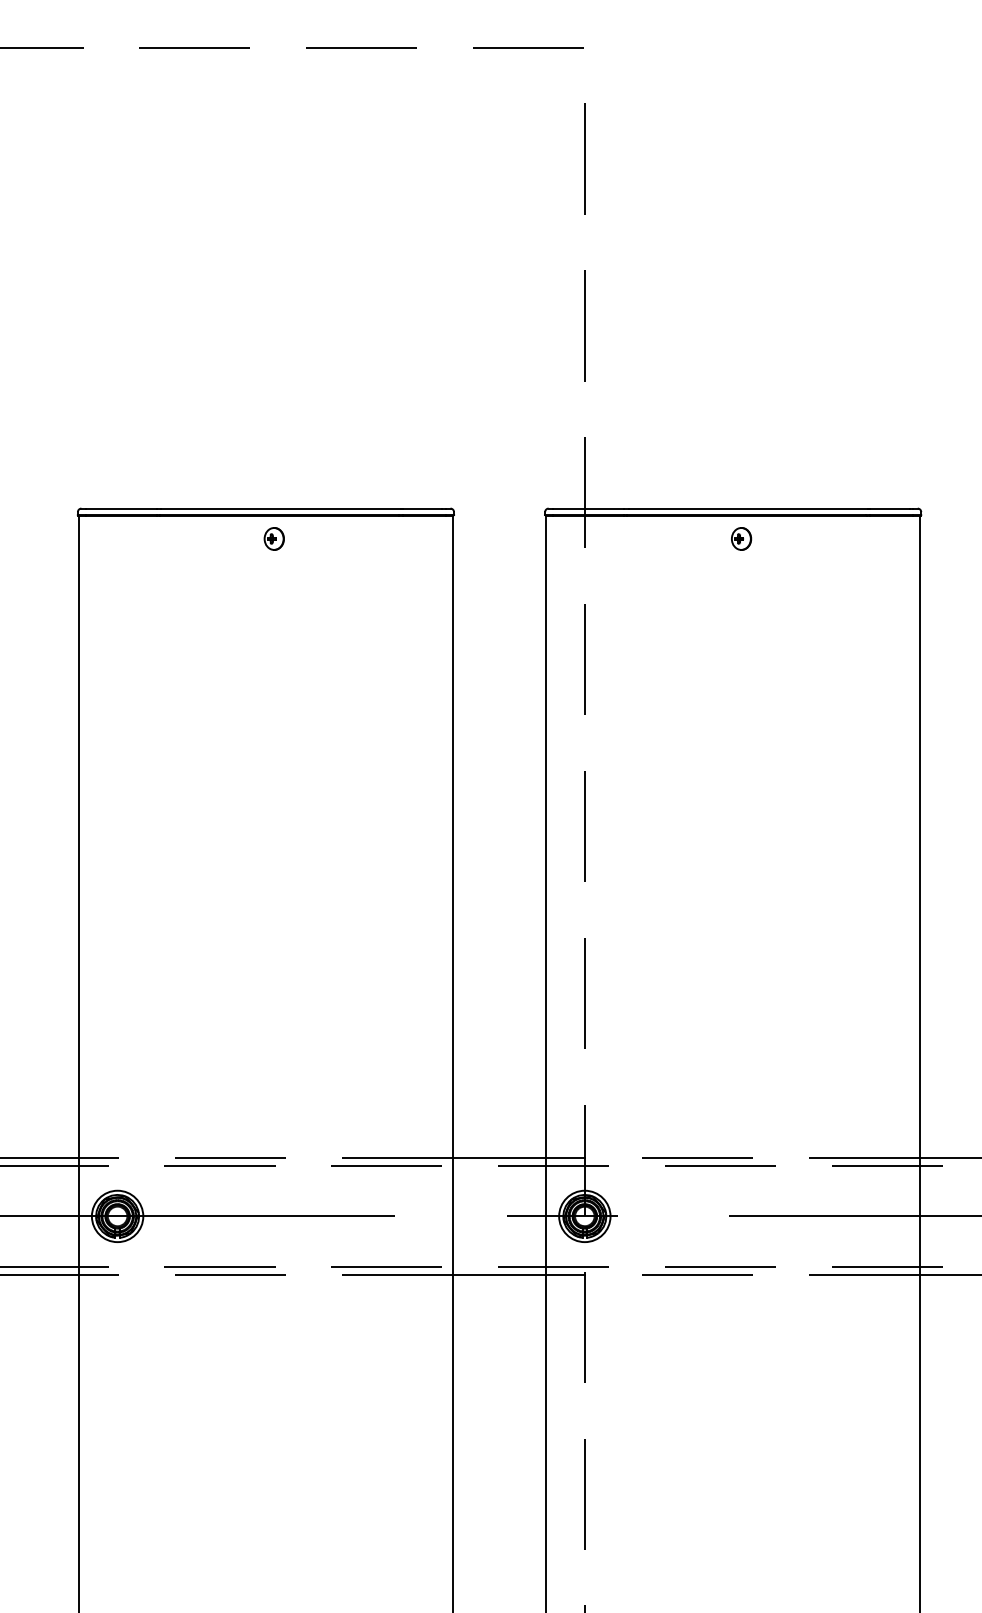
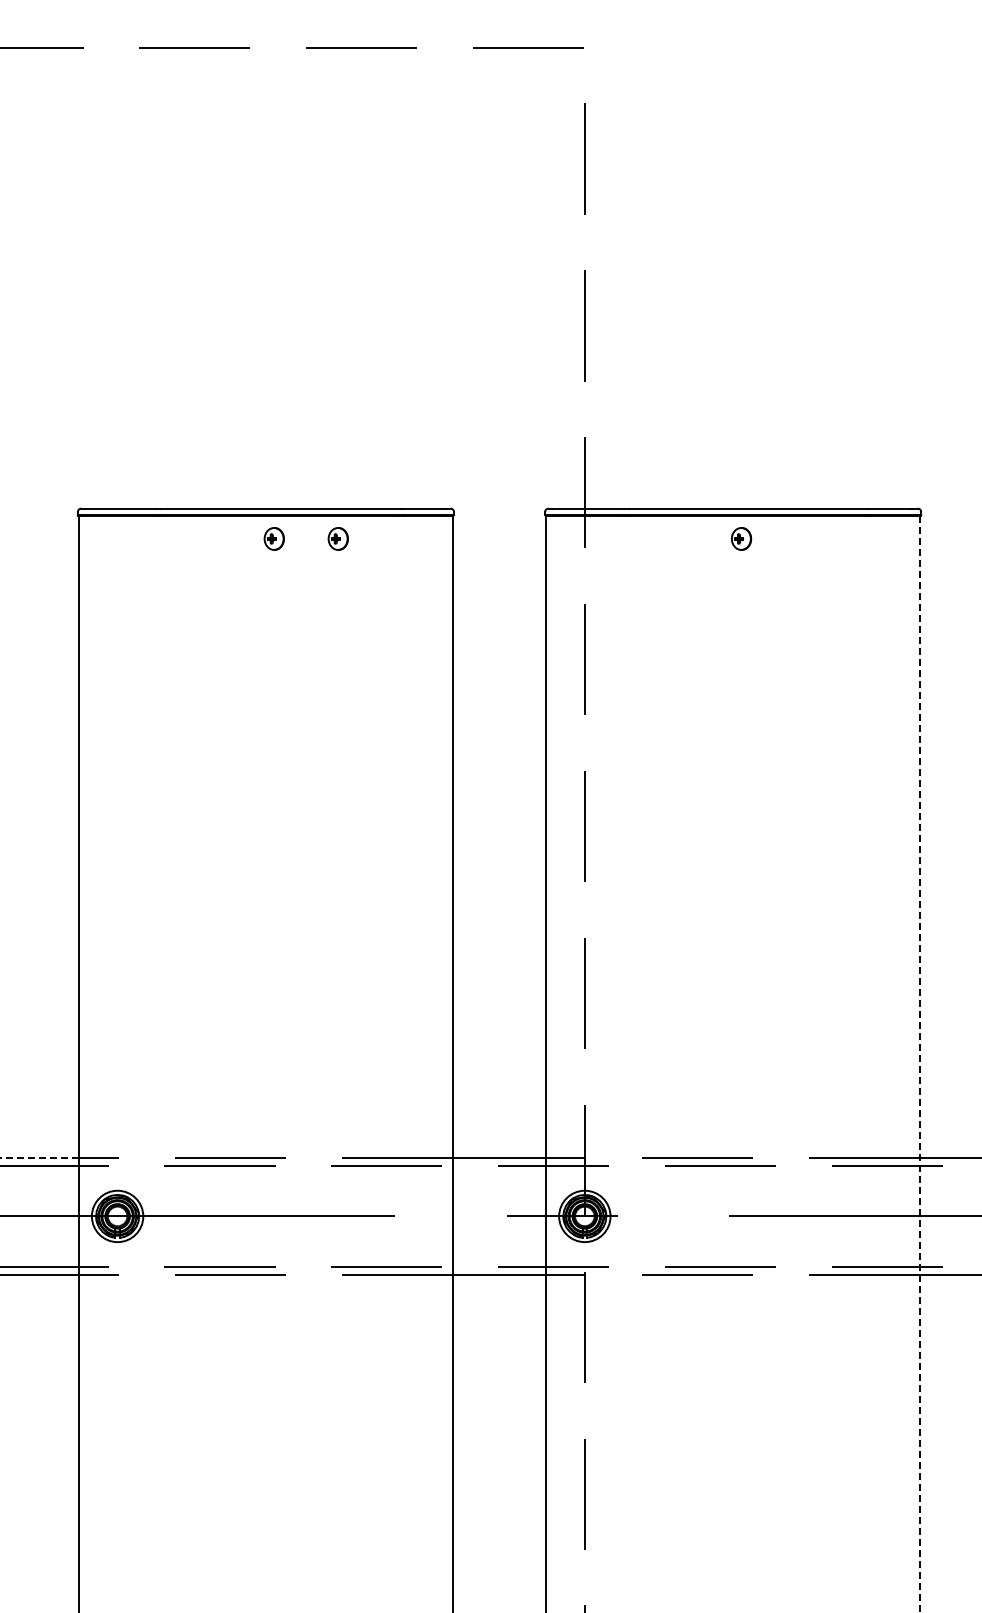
part: none -> present (337, 538)
line: solid -> dashed (920, 1064)
line: solid -> dashed (39, 1158)
